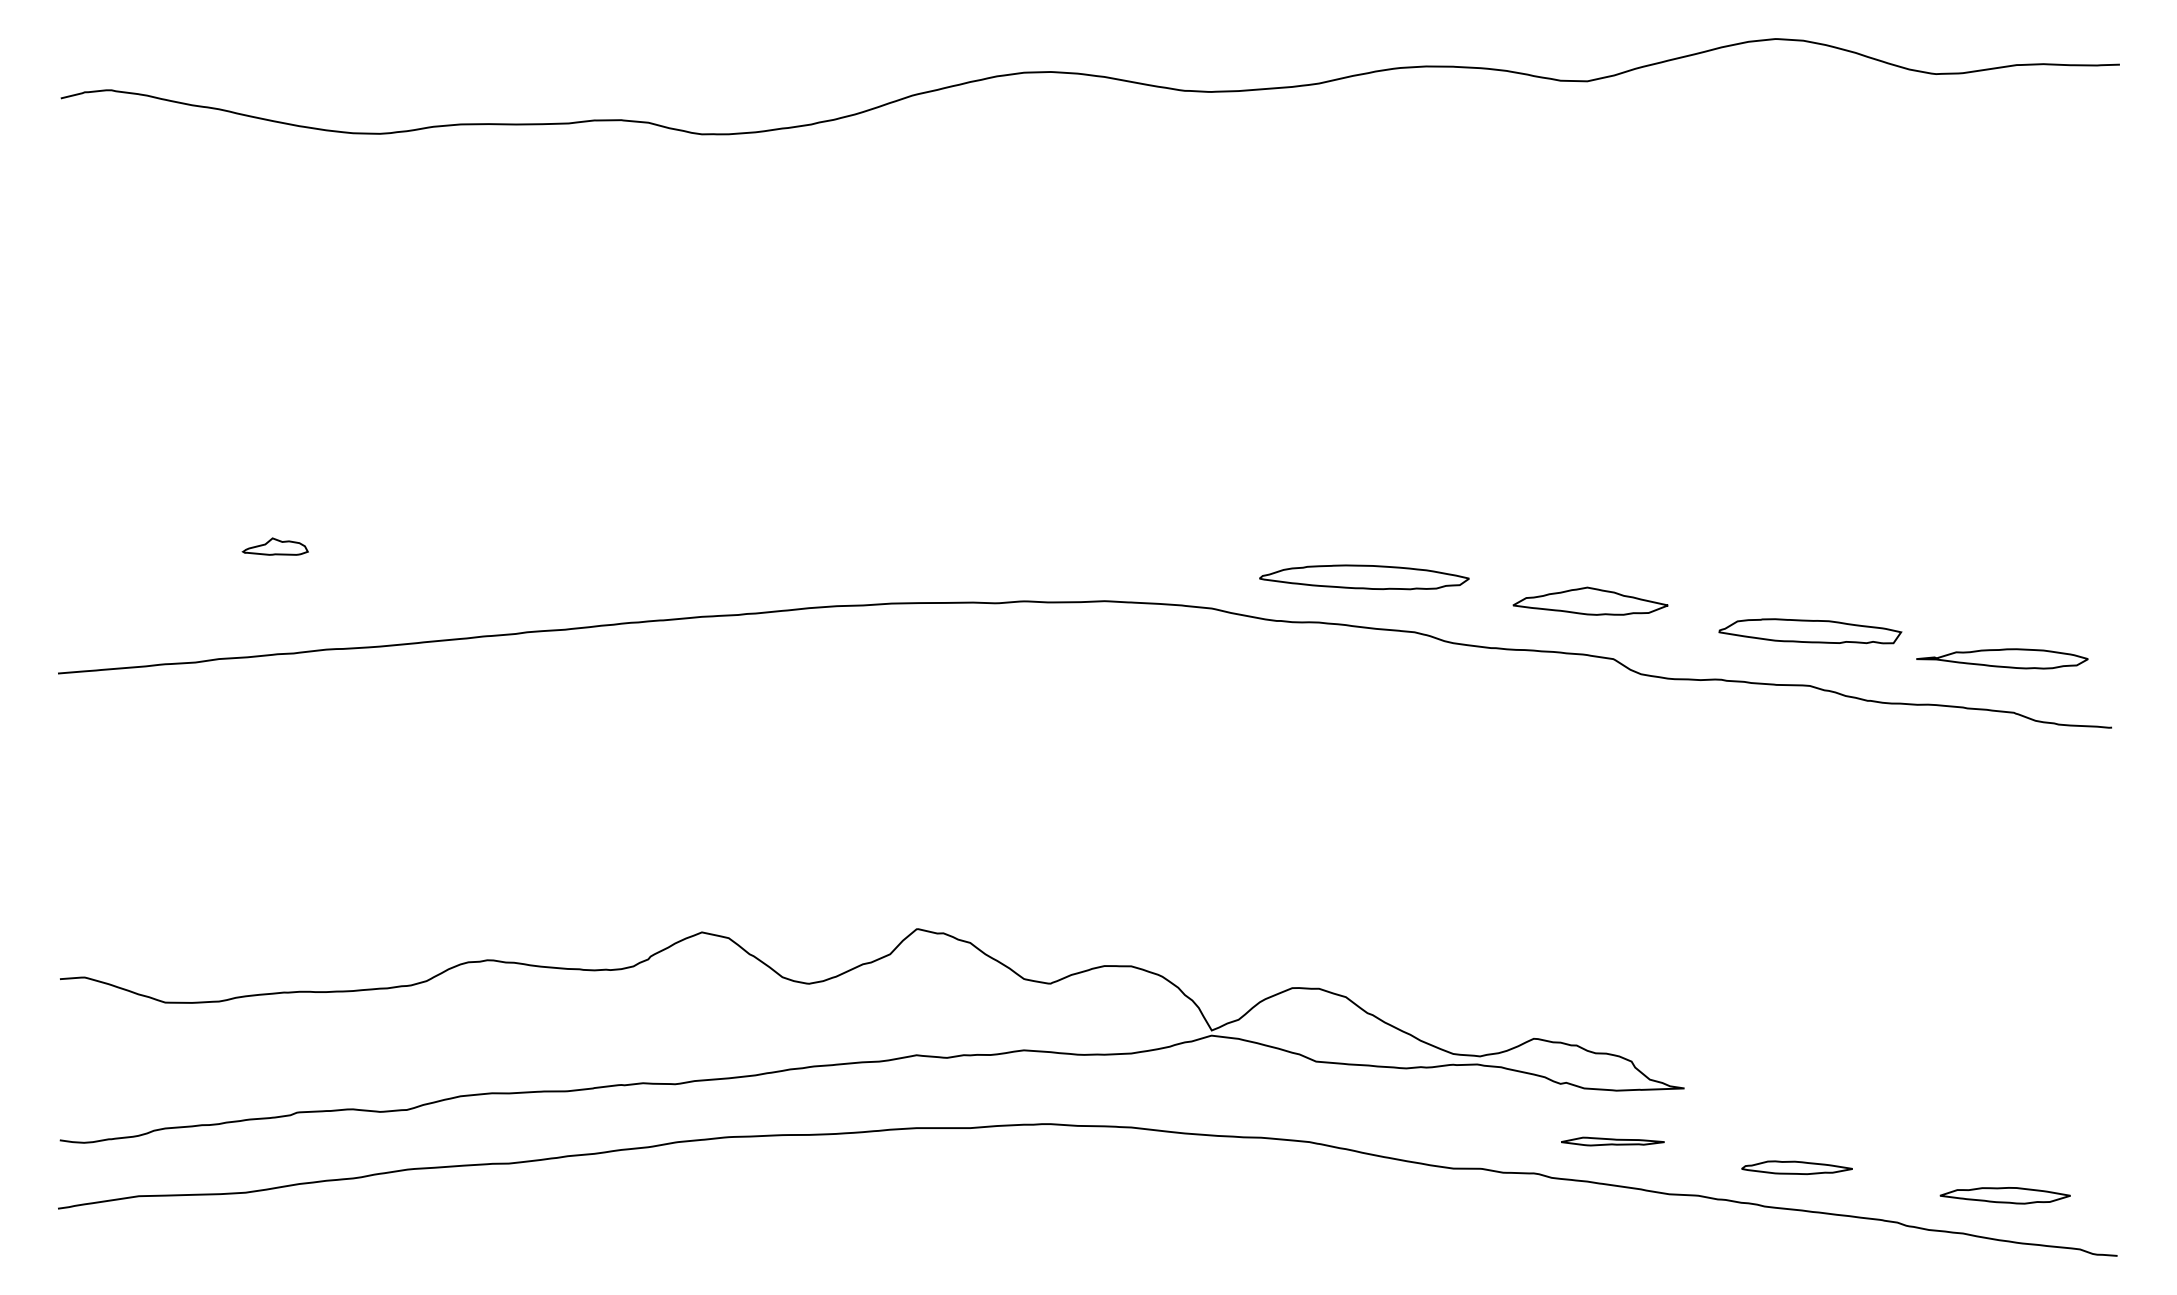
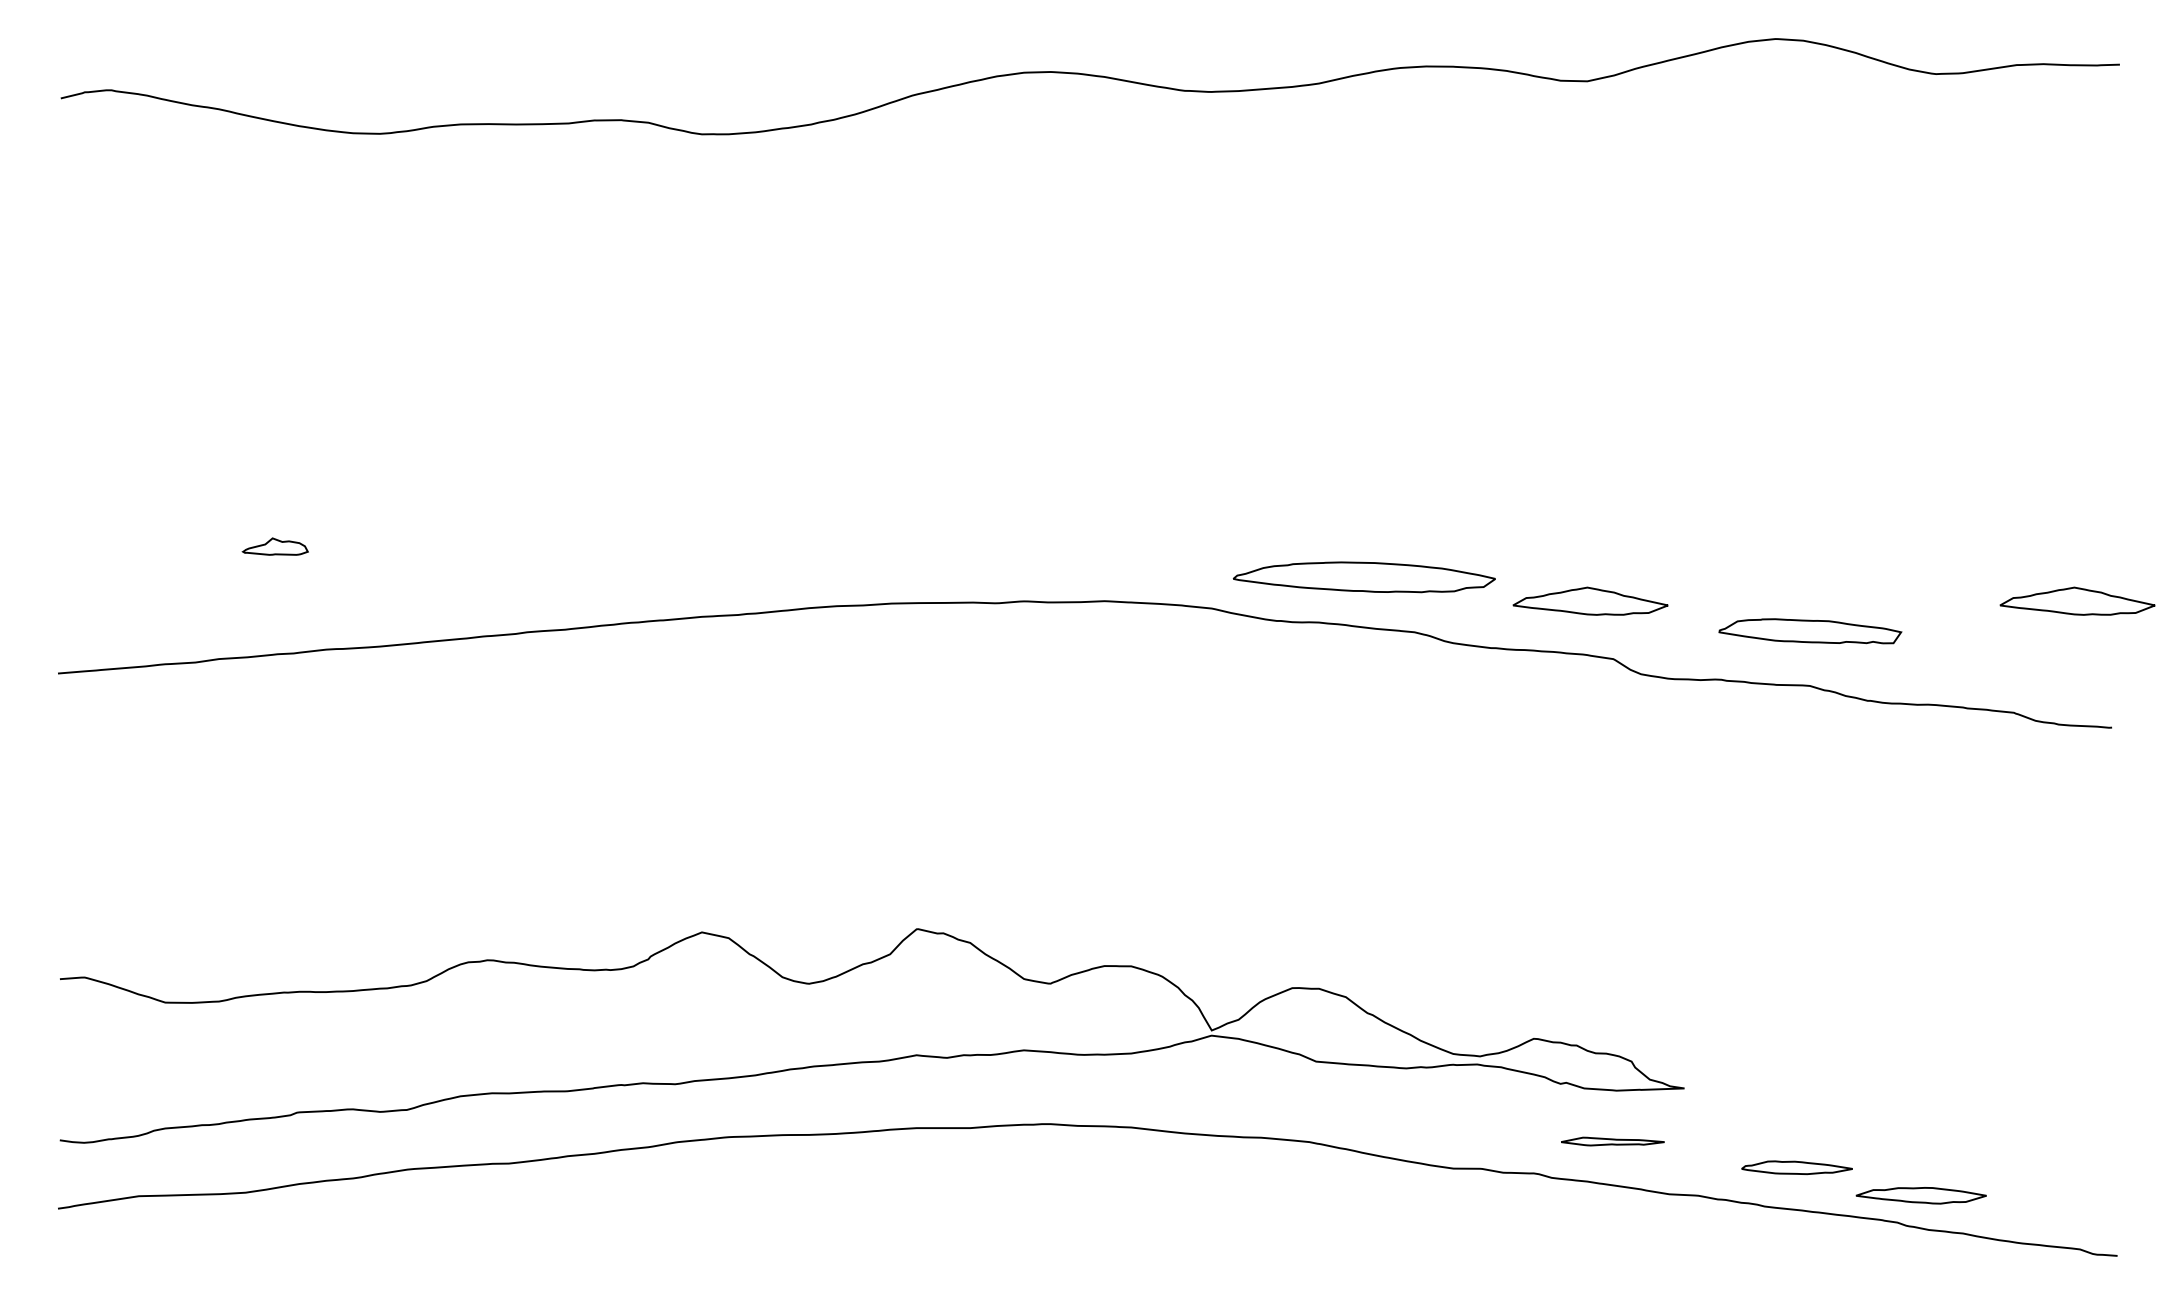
part size: 211x27 px -> 264x33 px (1363, 577)
part: none -> present (2077, 600)
part: present -> none (2002, 658)
part position: (2004, 1195) -> (1920, 1195) (1920, 1195)
